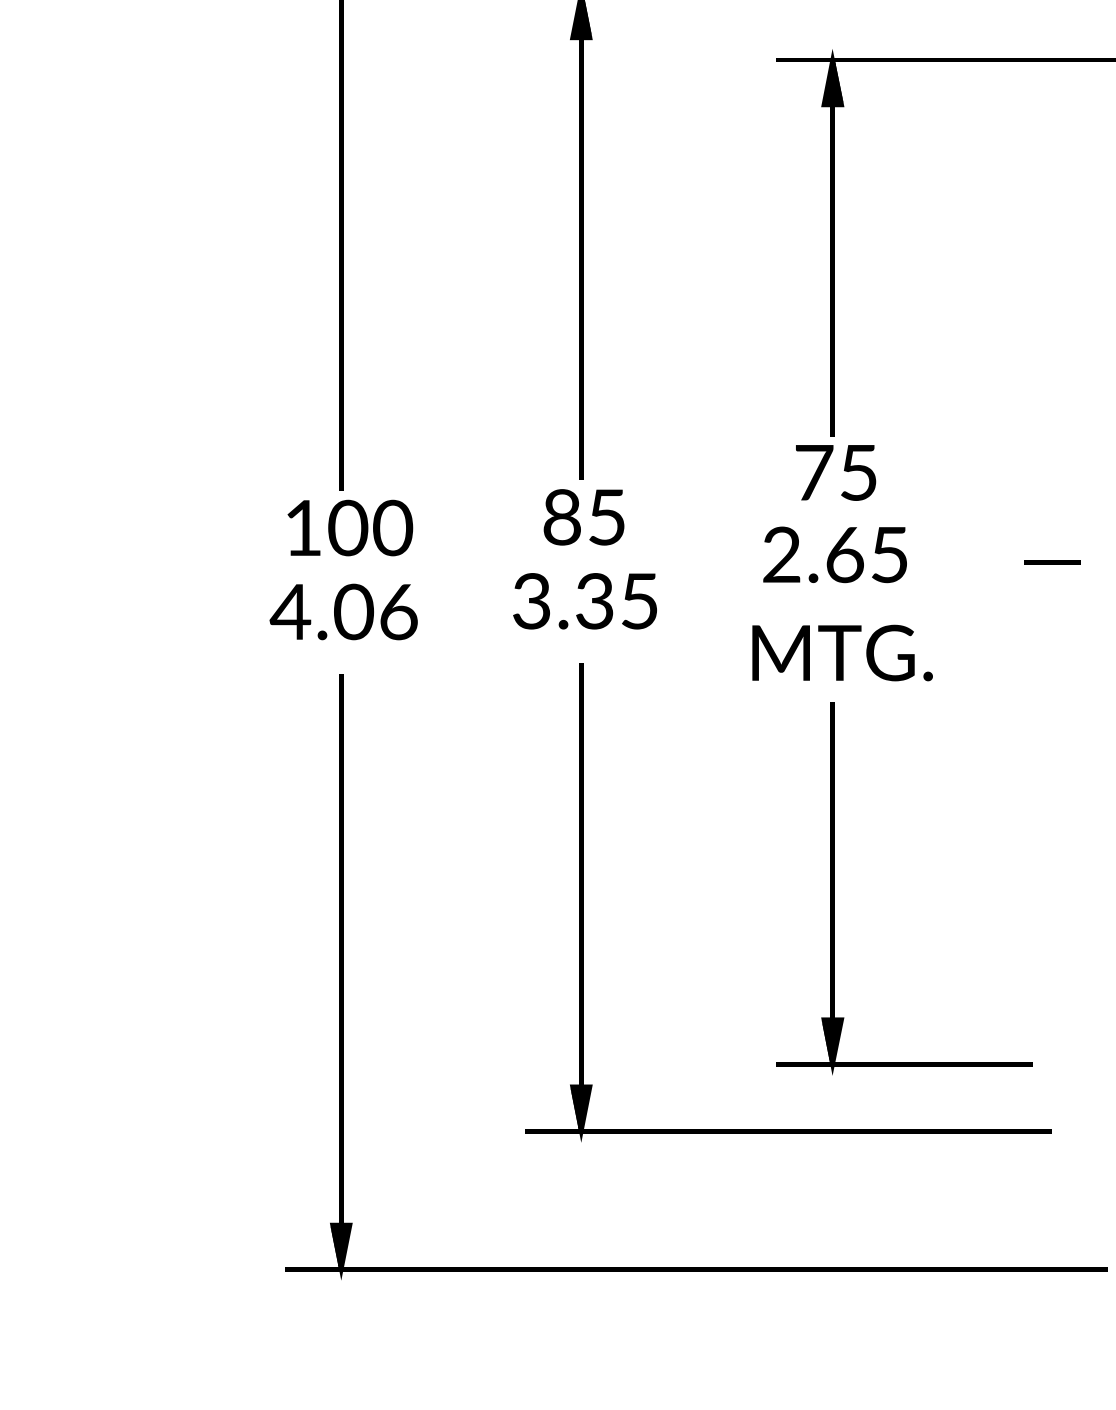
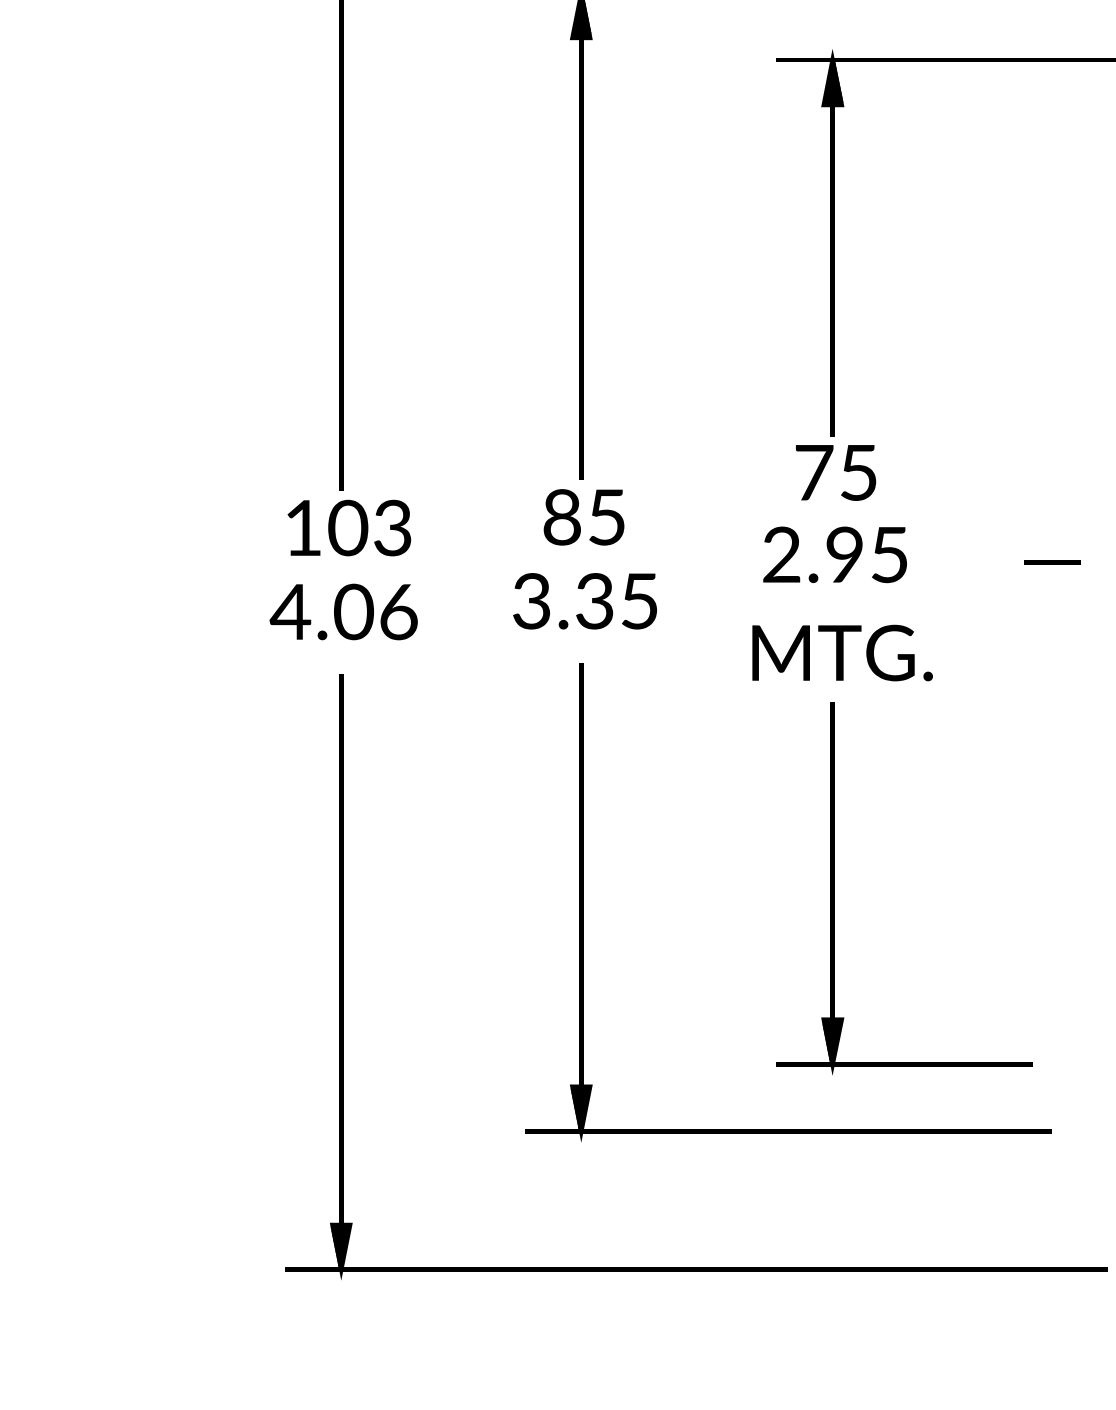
text: 100 -> 103 (393, 528)
text: 2.65 -> 2.95 (844, 554)
